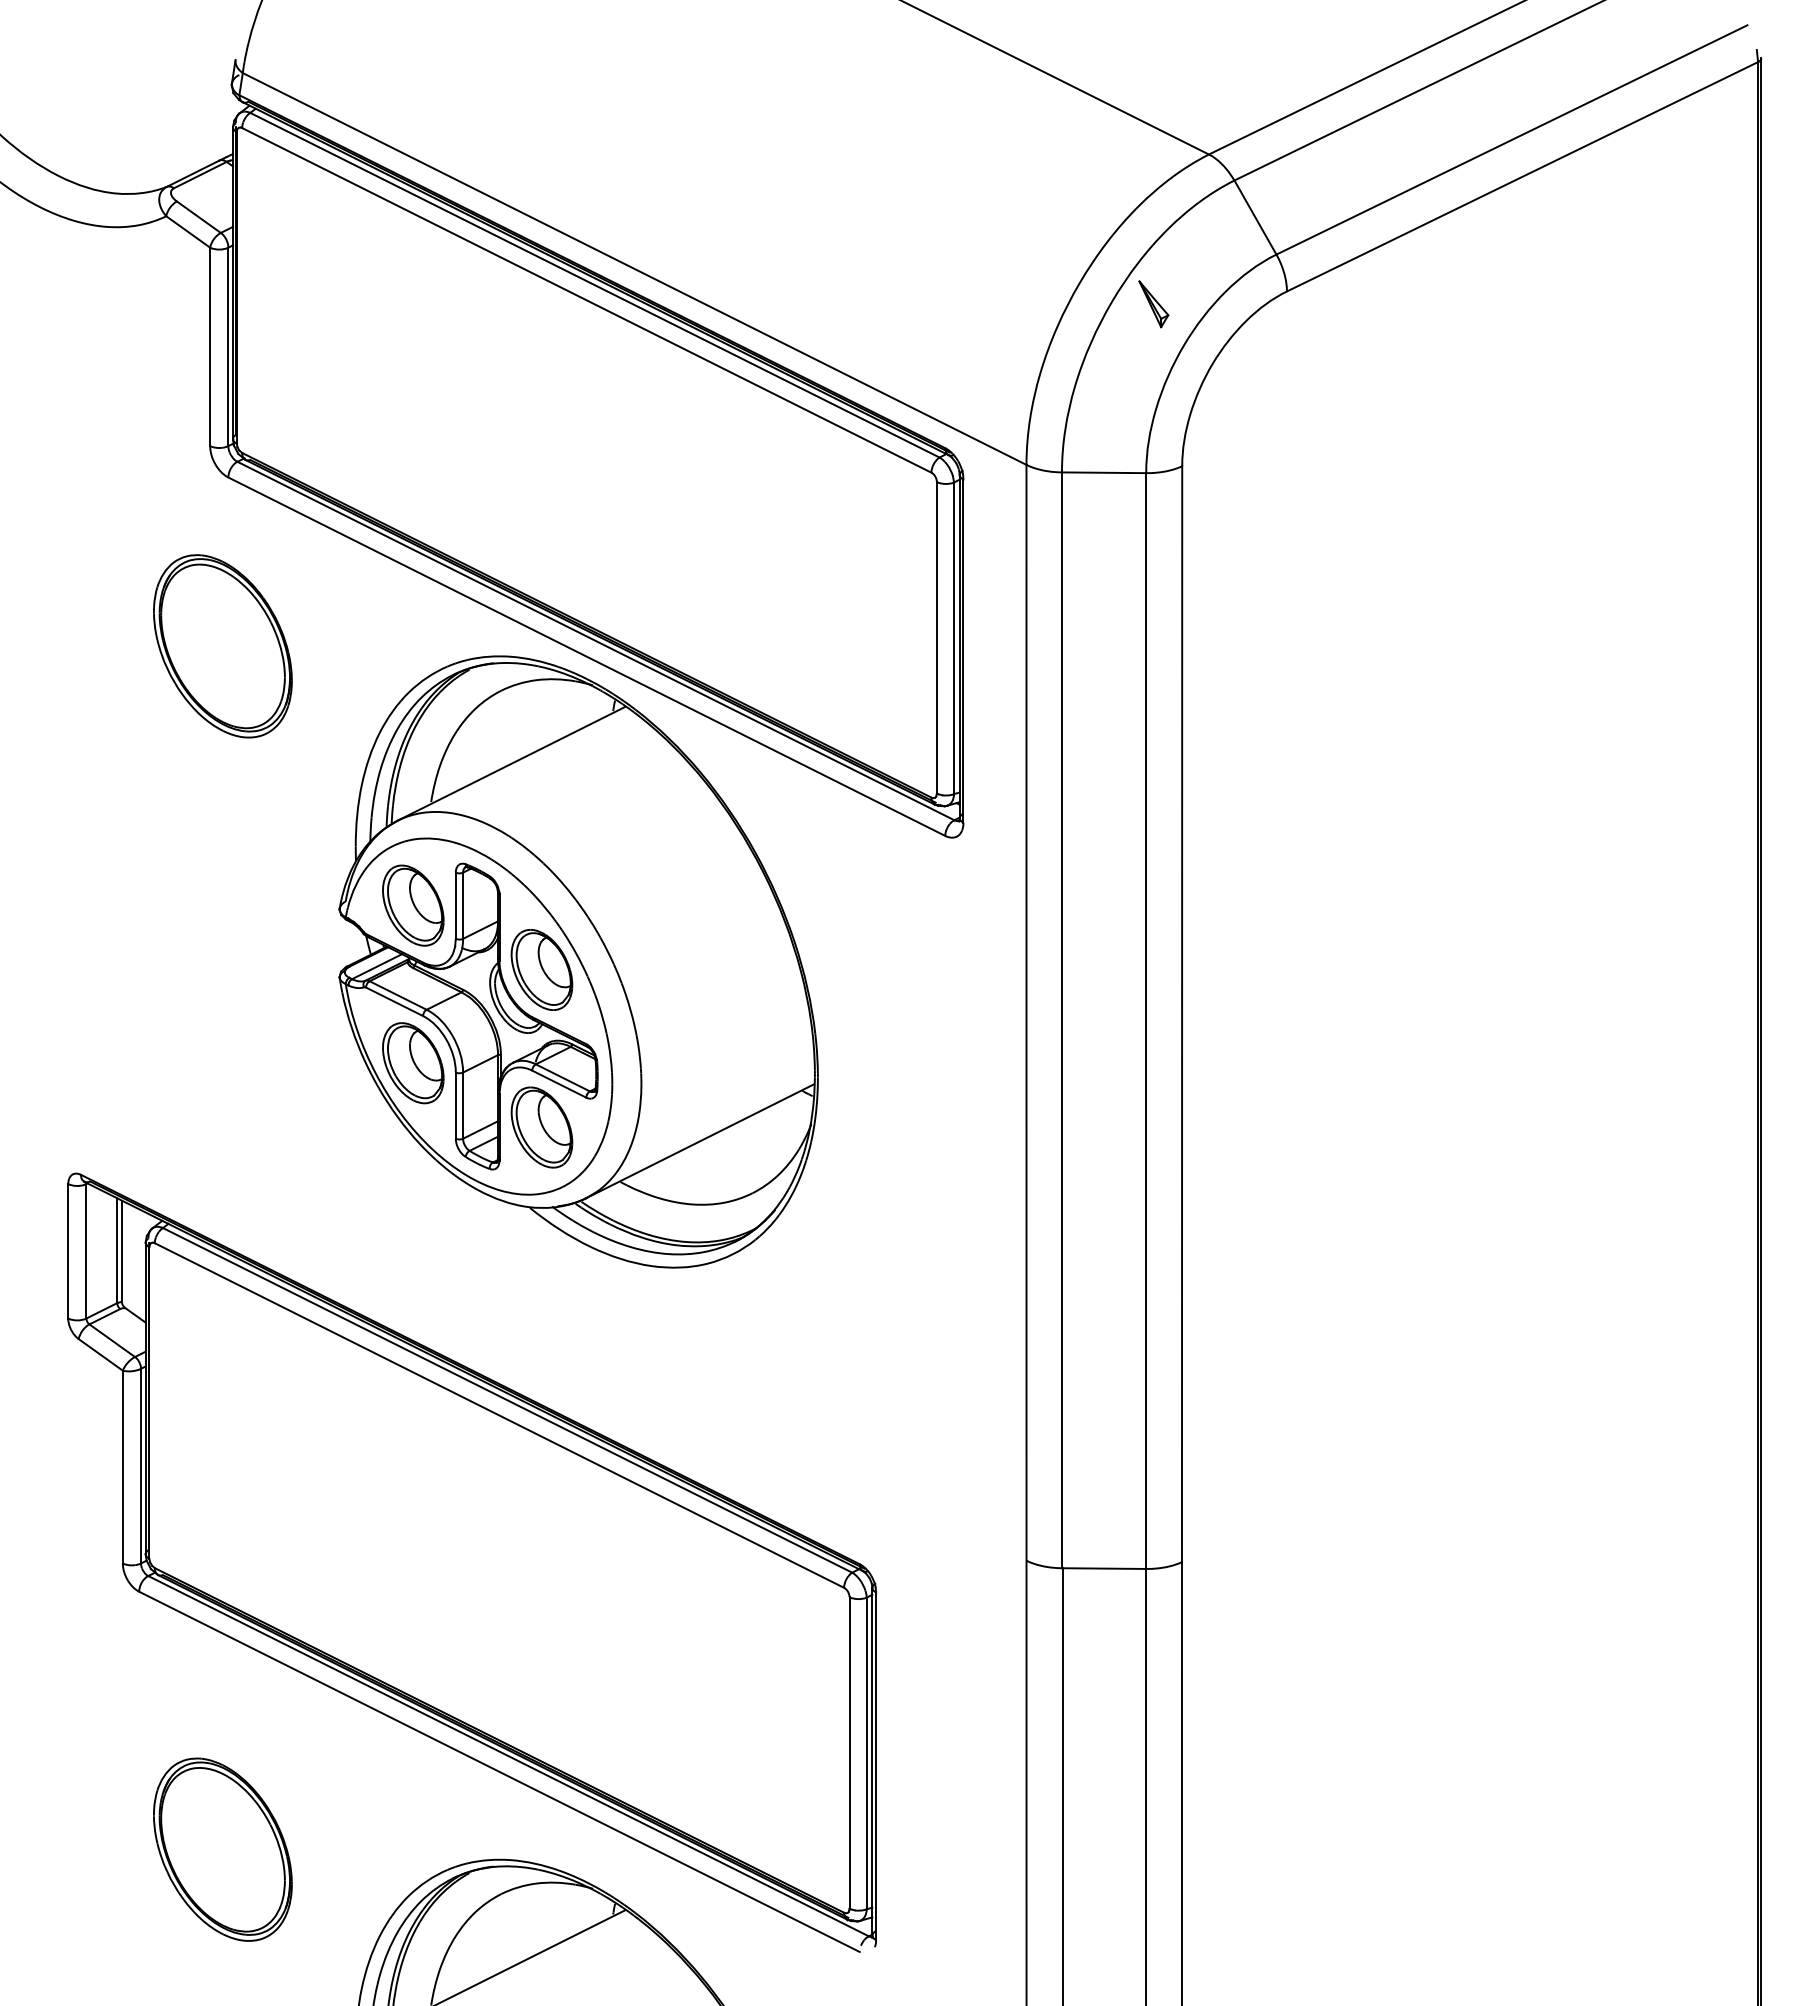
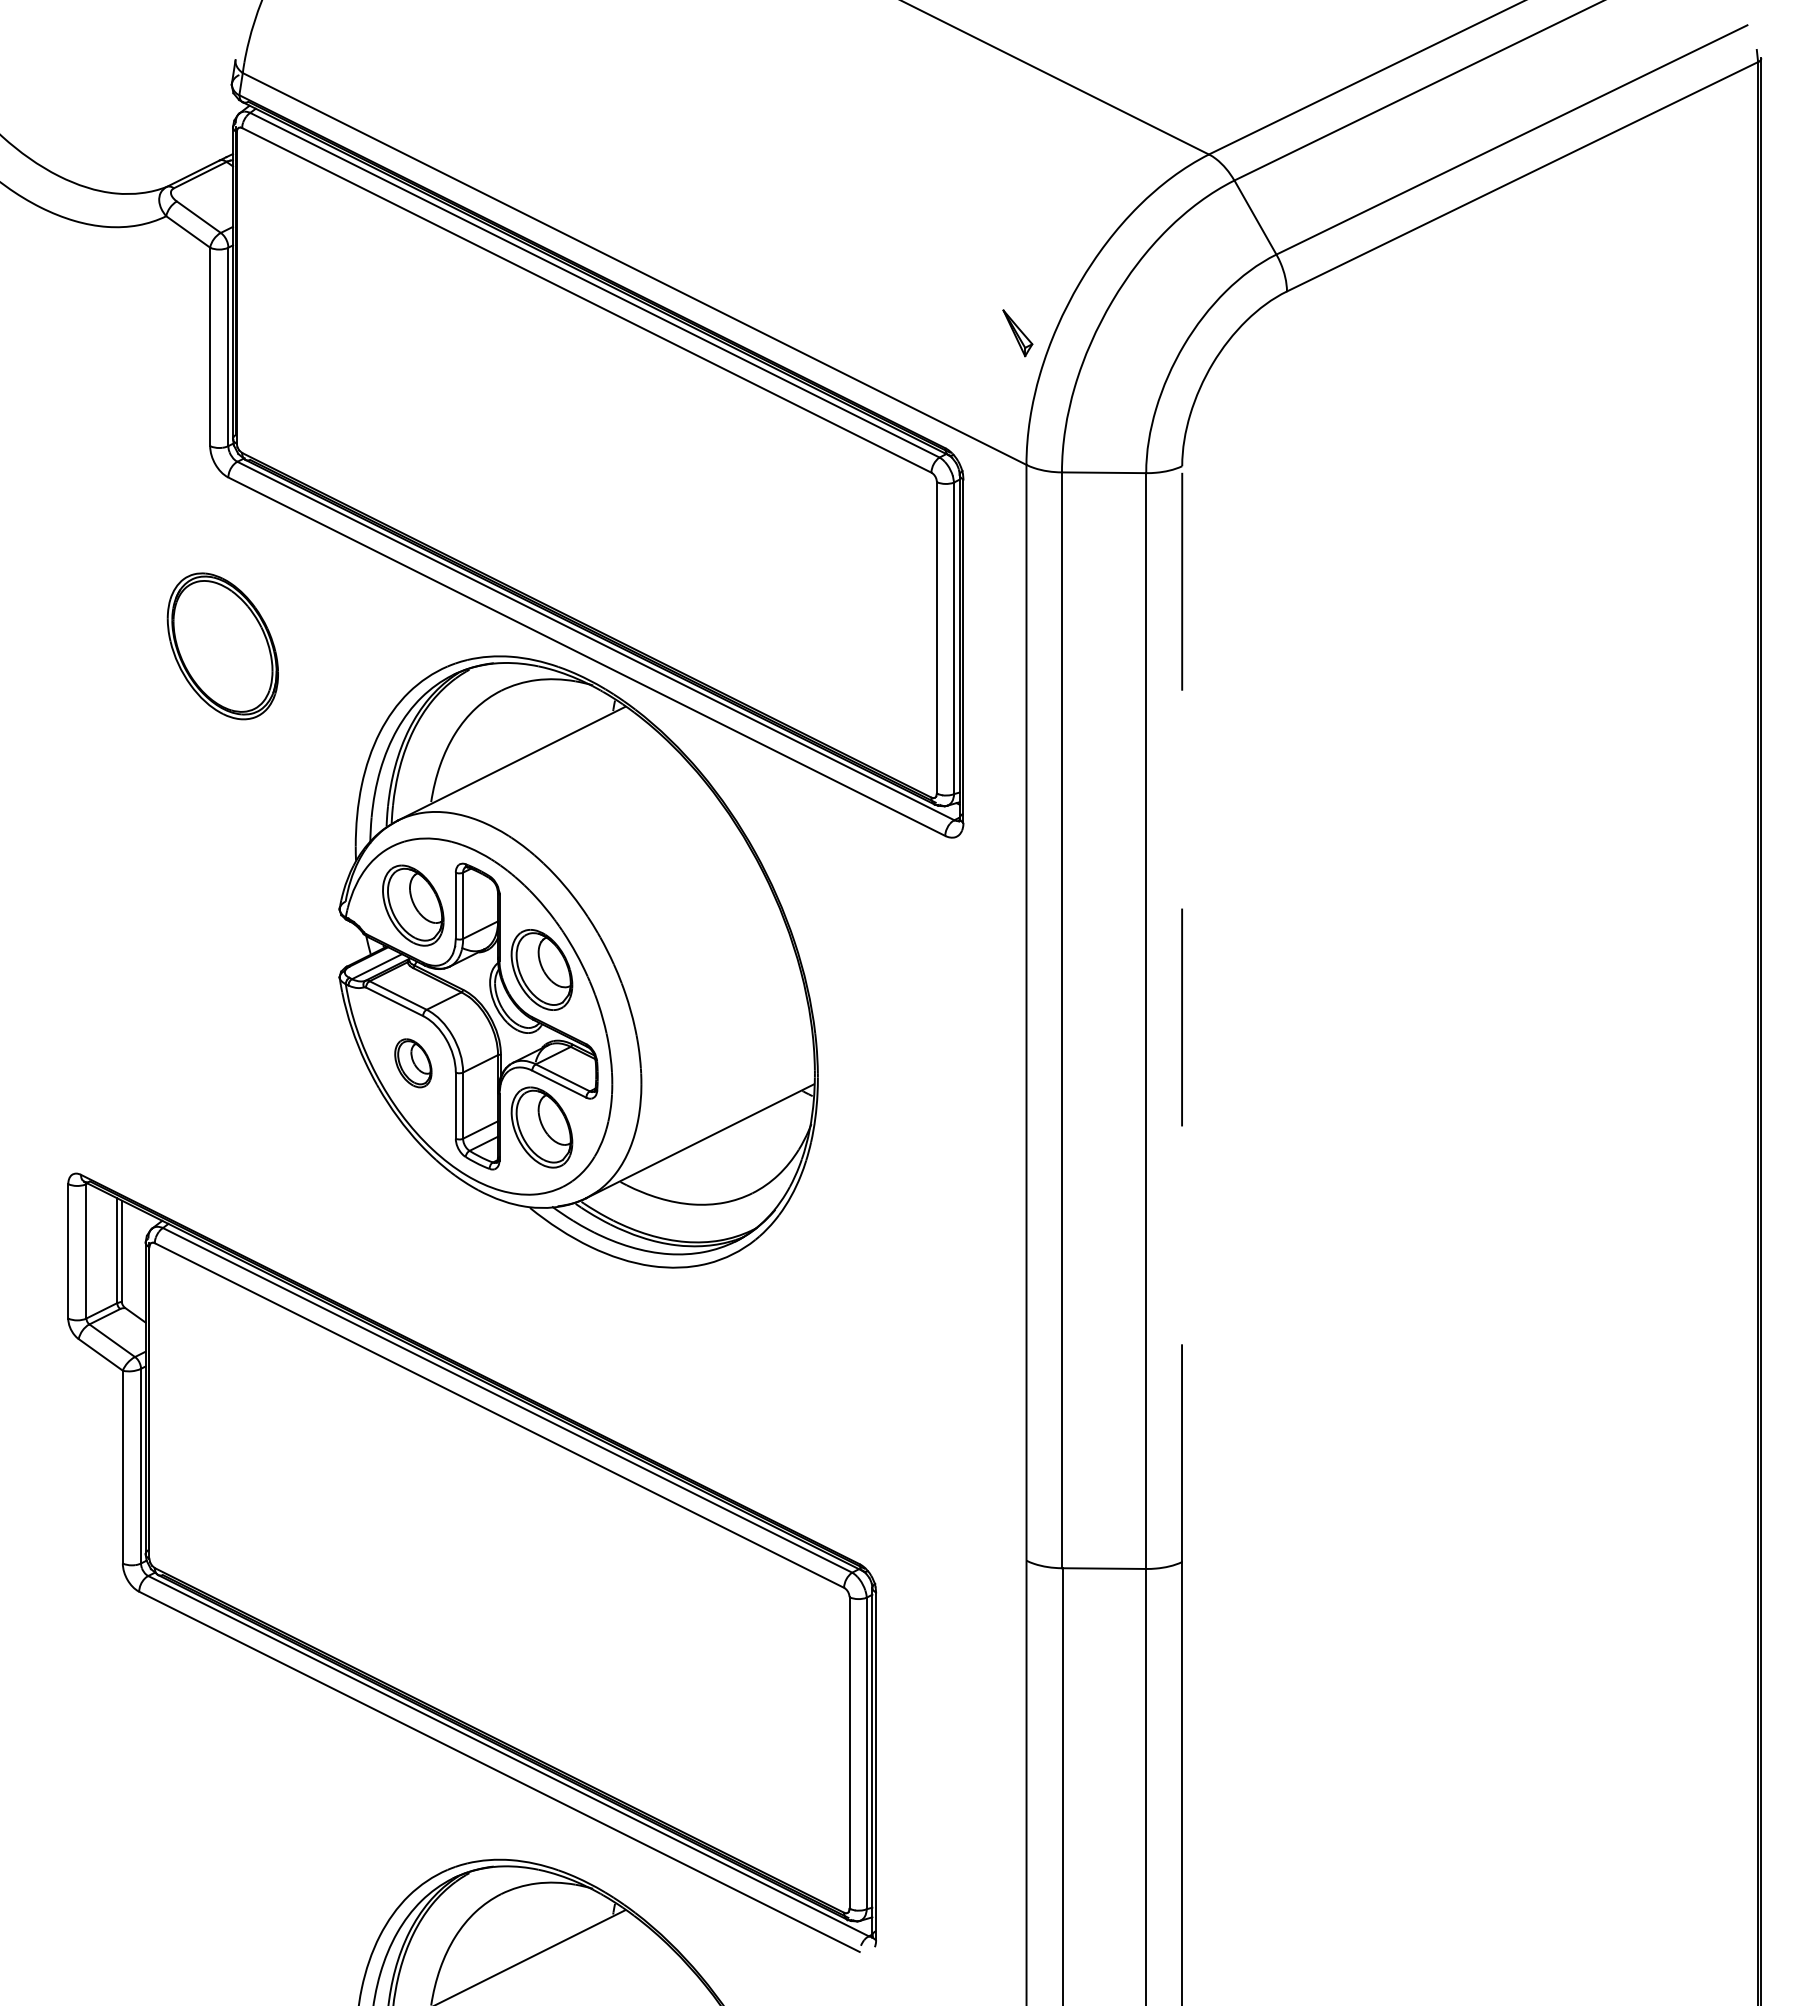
part position: (1153, 304) -> (1017, 333) (1017, 333)
part size: 140x185 px -> 113x149 px (222, 646)
line: solid -> dashed (1182, 1014)
part size: 63x83 px -> 39x51 px (413, 1063)
part: present -> none (222, 1849)
